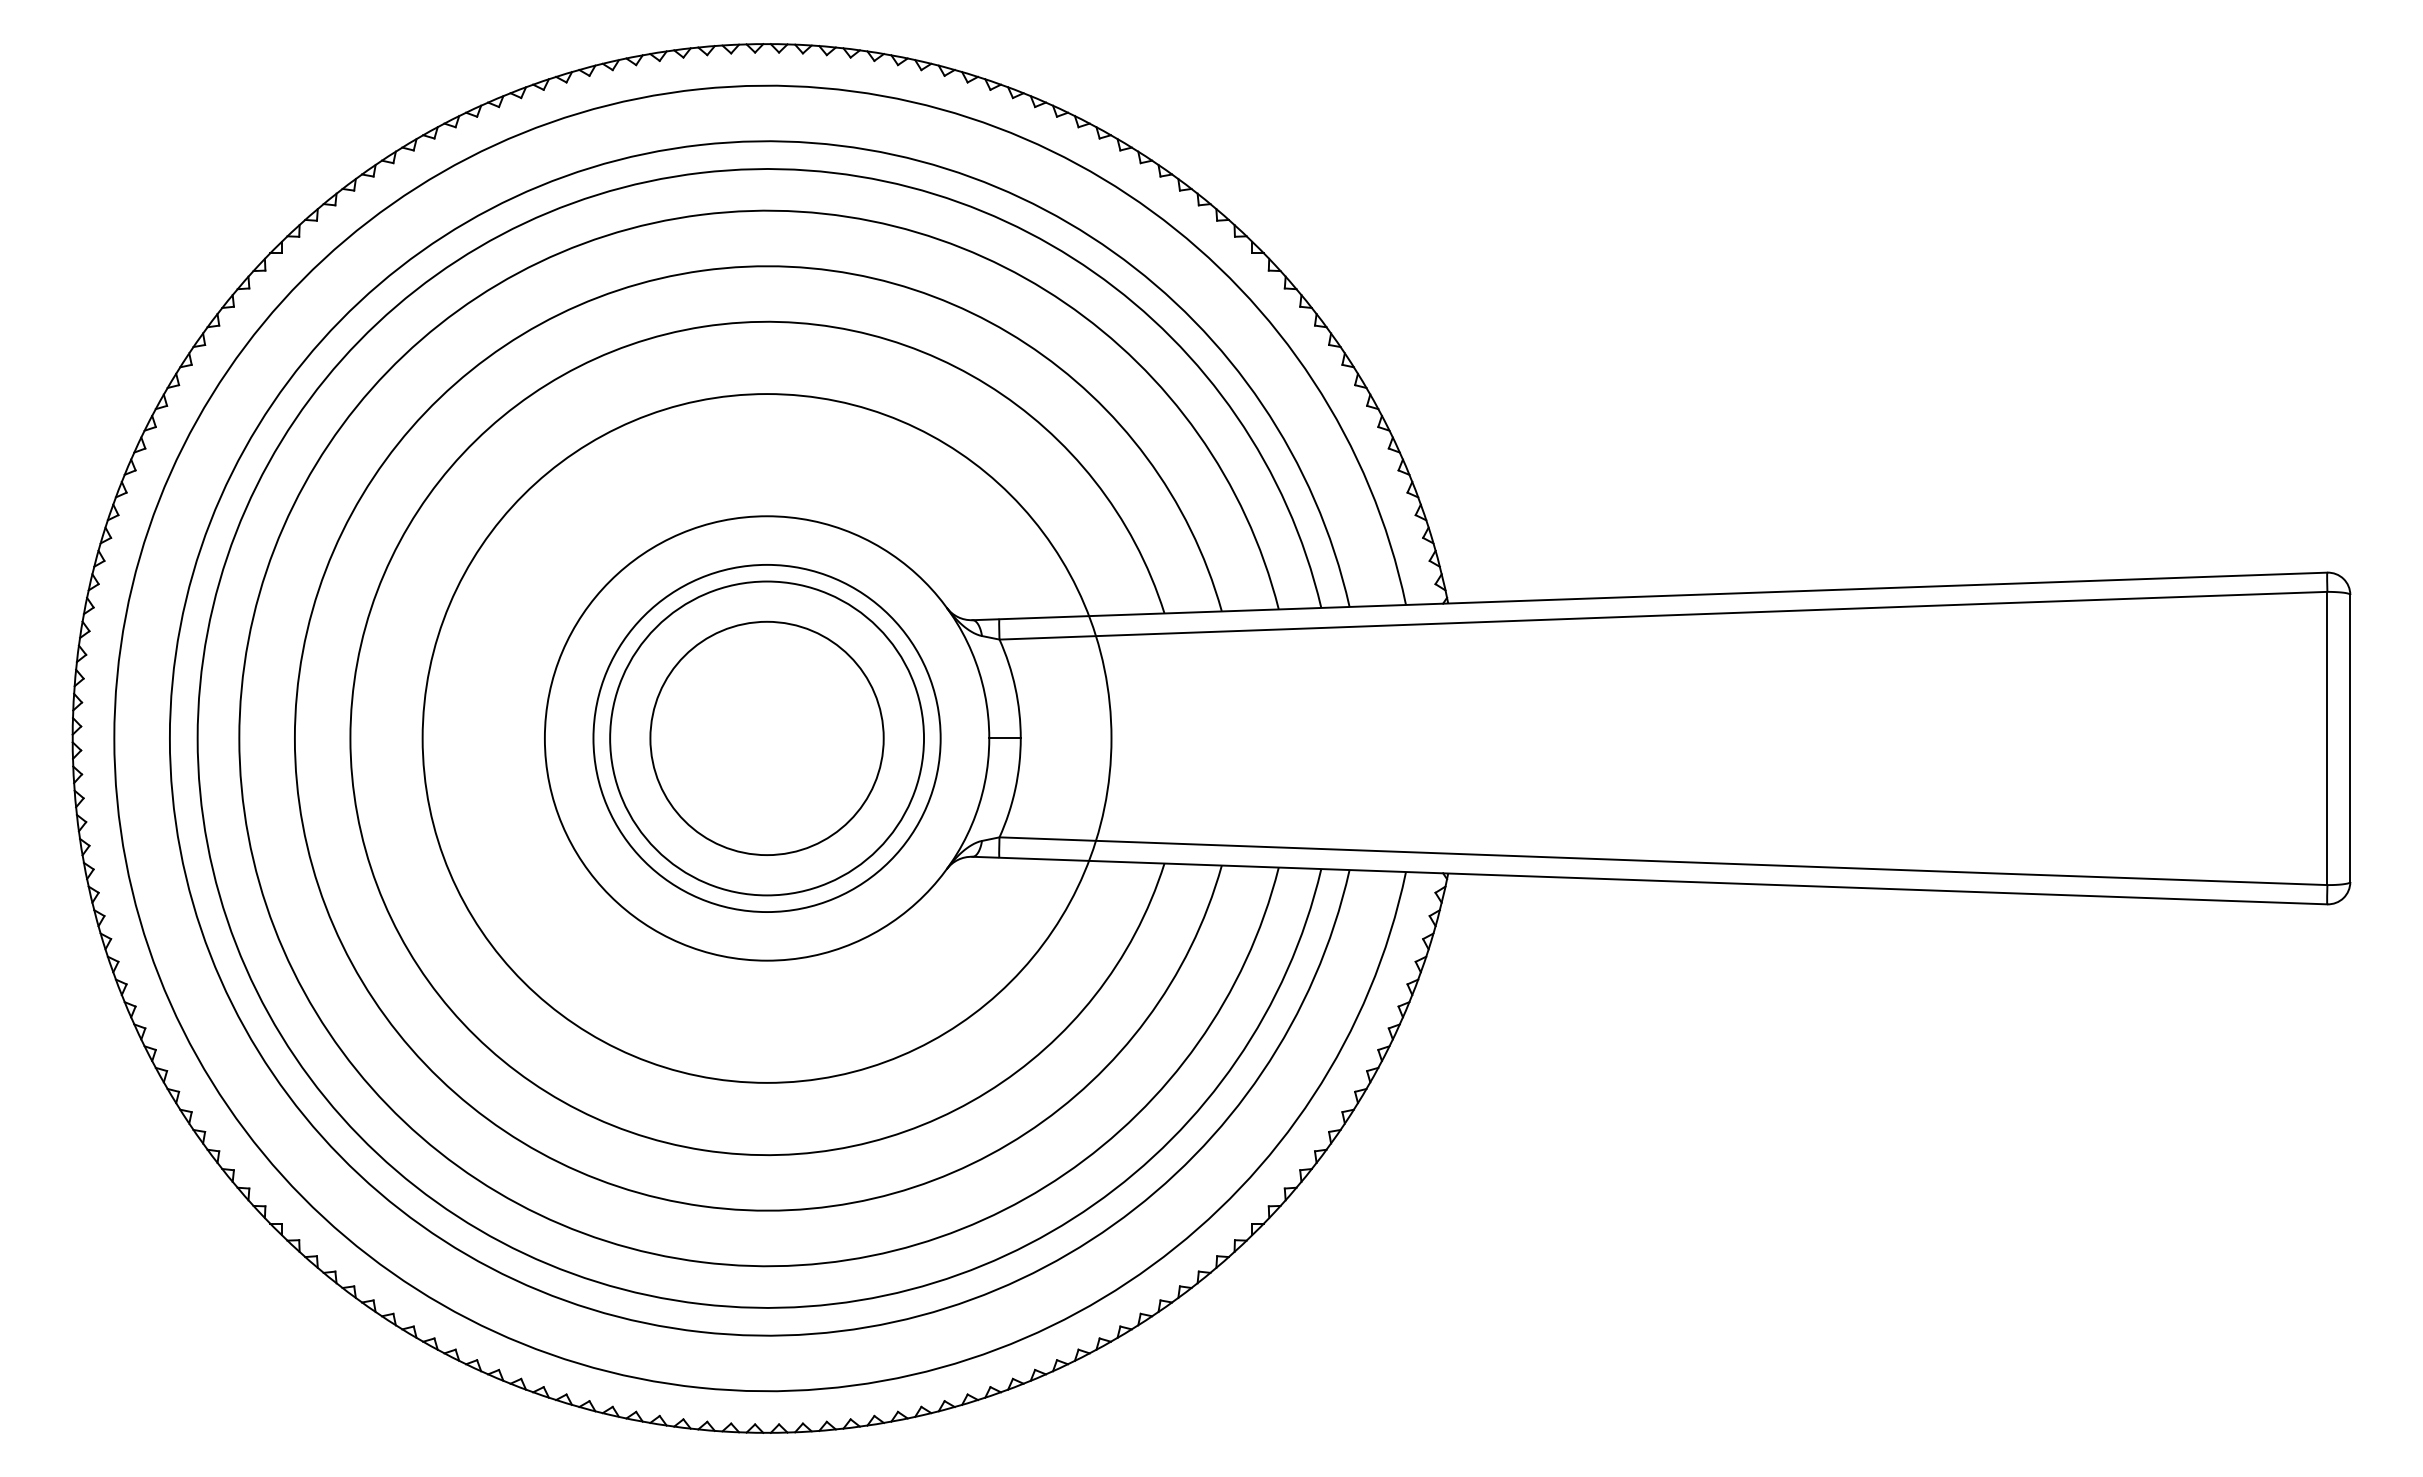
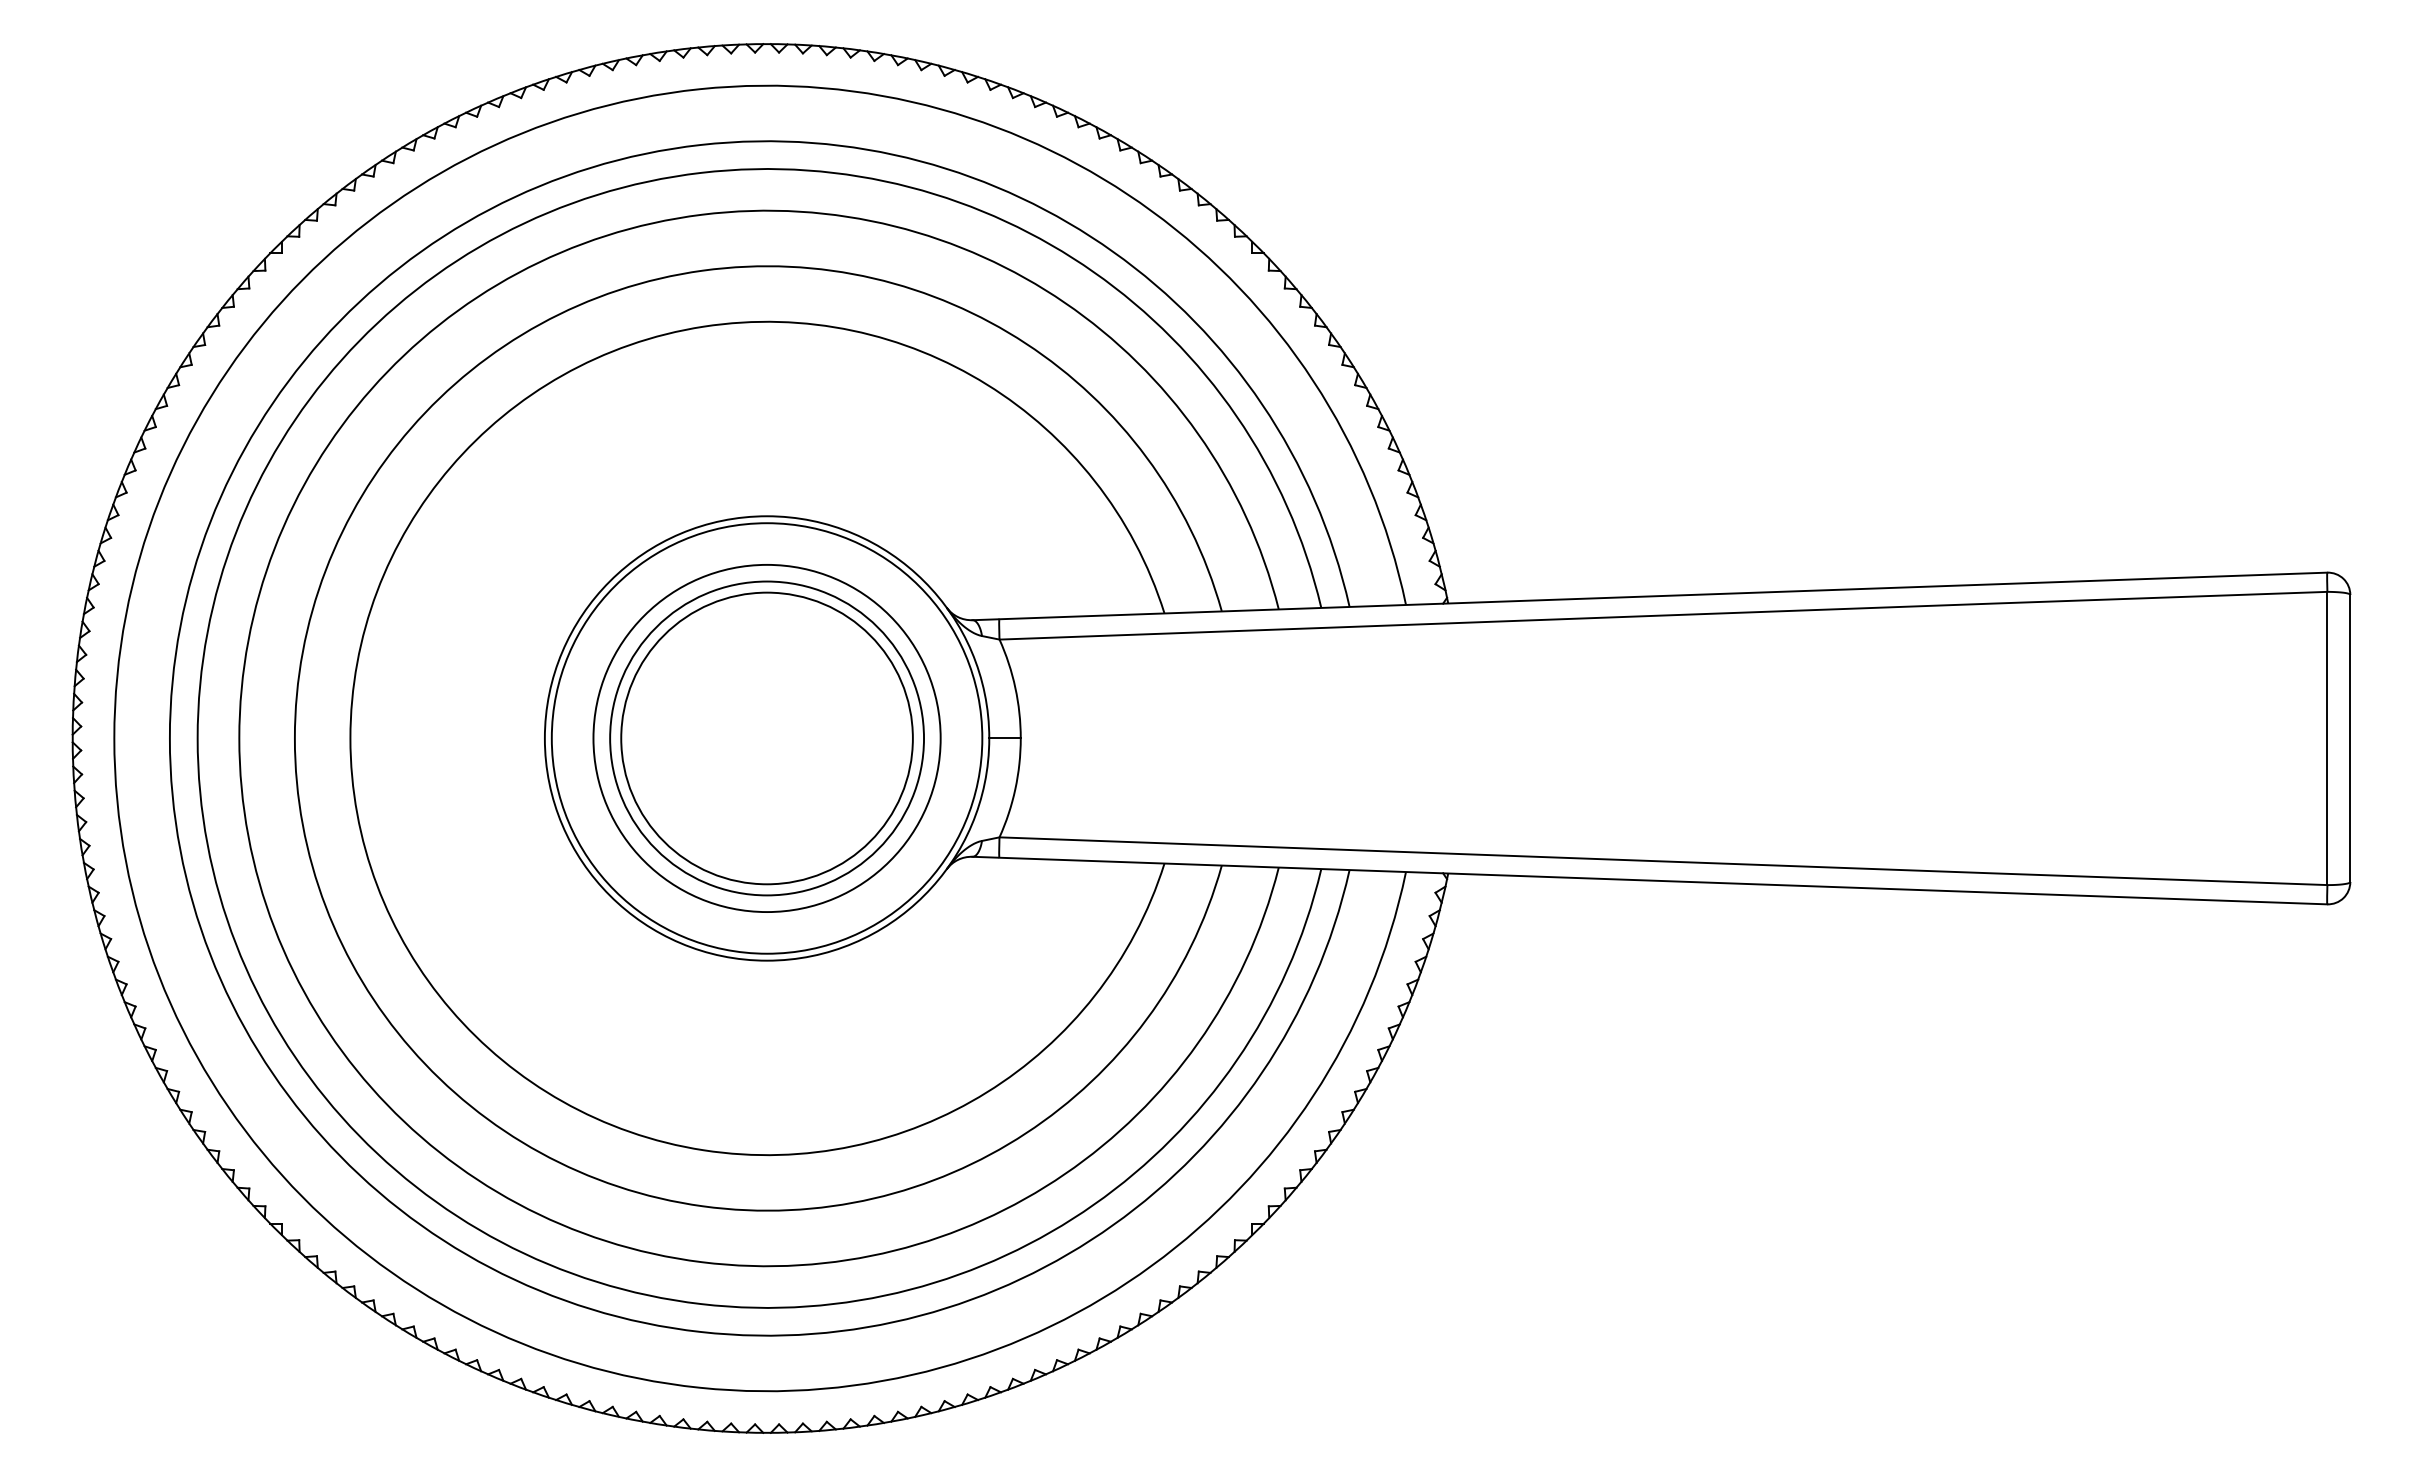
circle diameter: 233 px -> 292 px (766, 738)
circle diameter: 689 px -> 431 px (766, 738)
